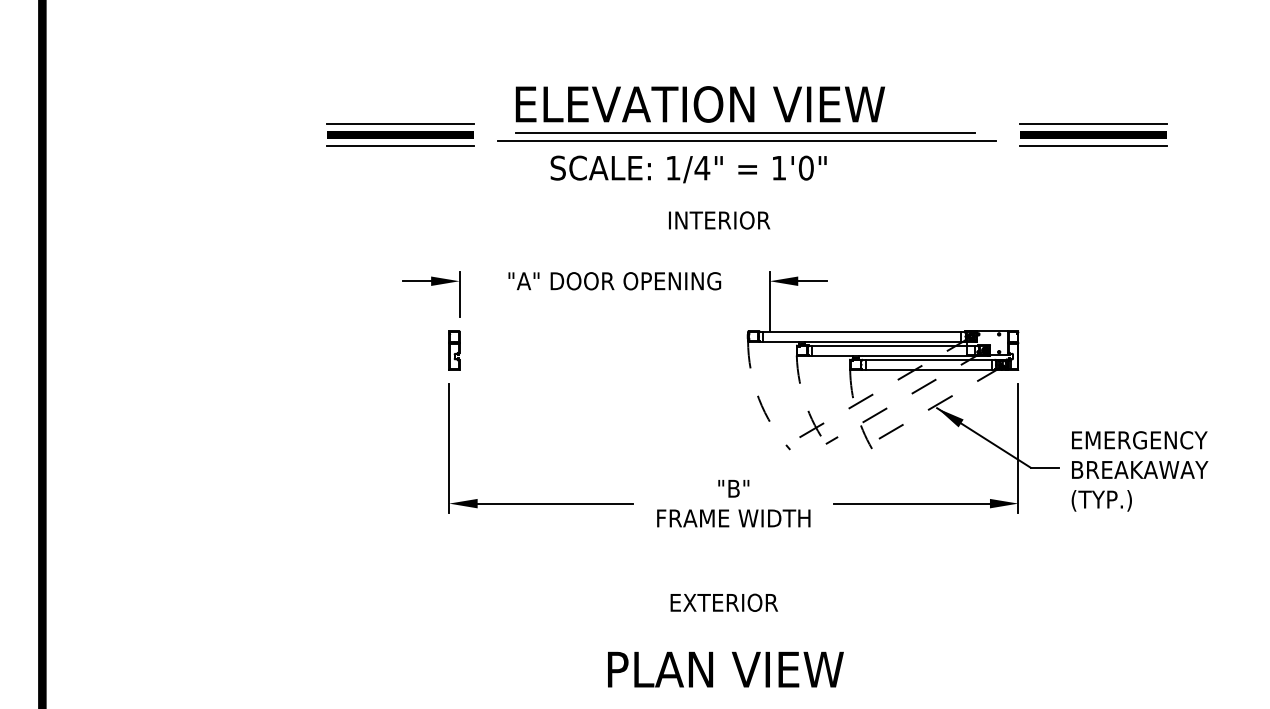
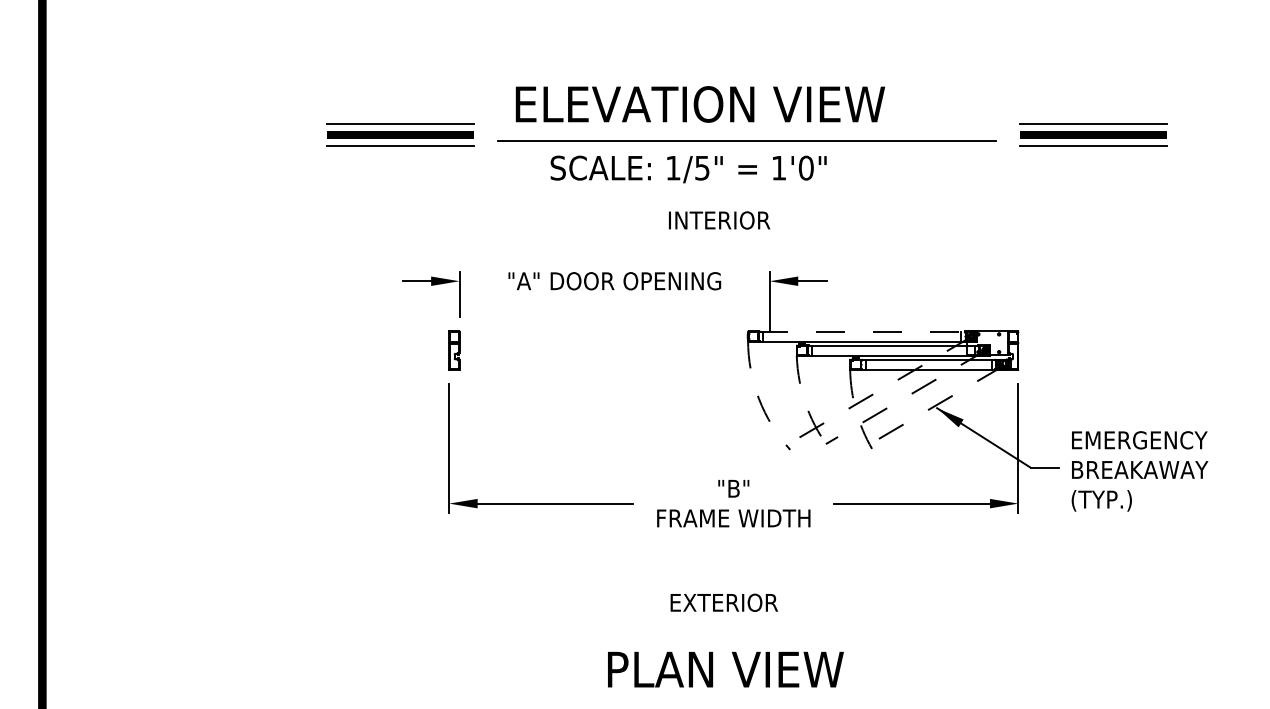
line: present -> none (745, 132)
text: 1/4" -> 1/5" (702, 168)
line: solid -> dashed (862, 331)
